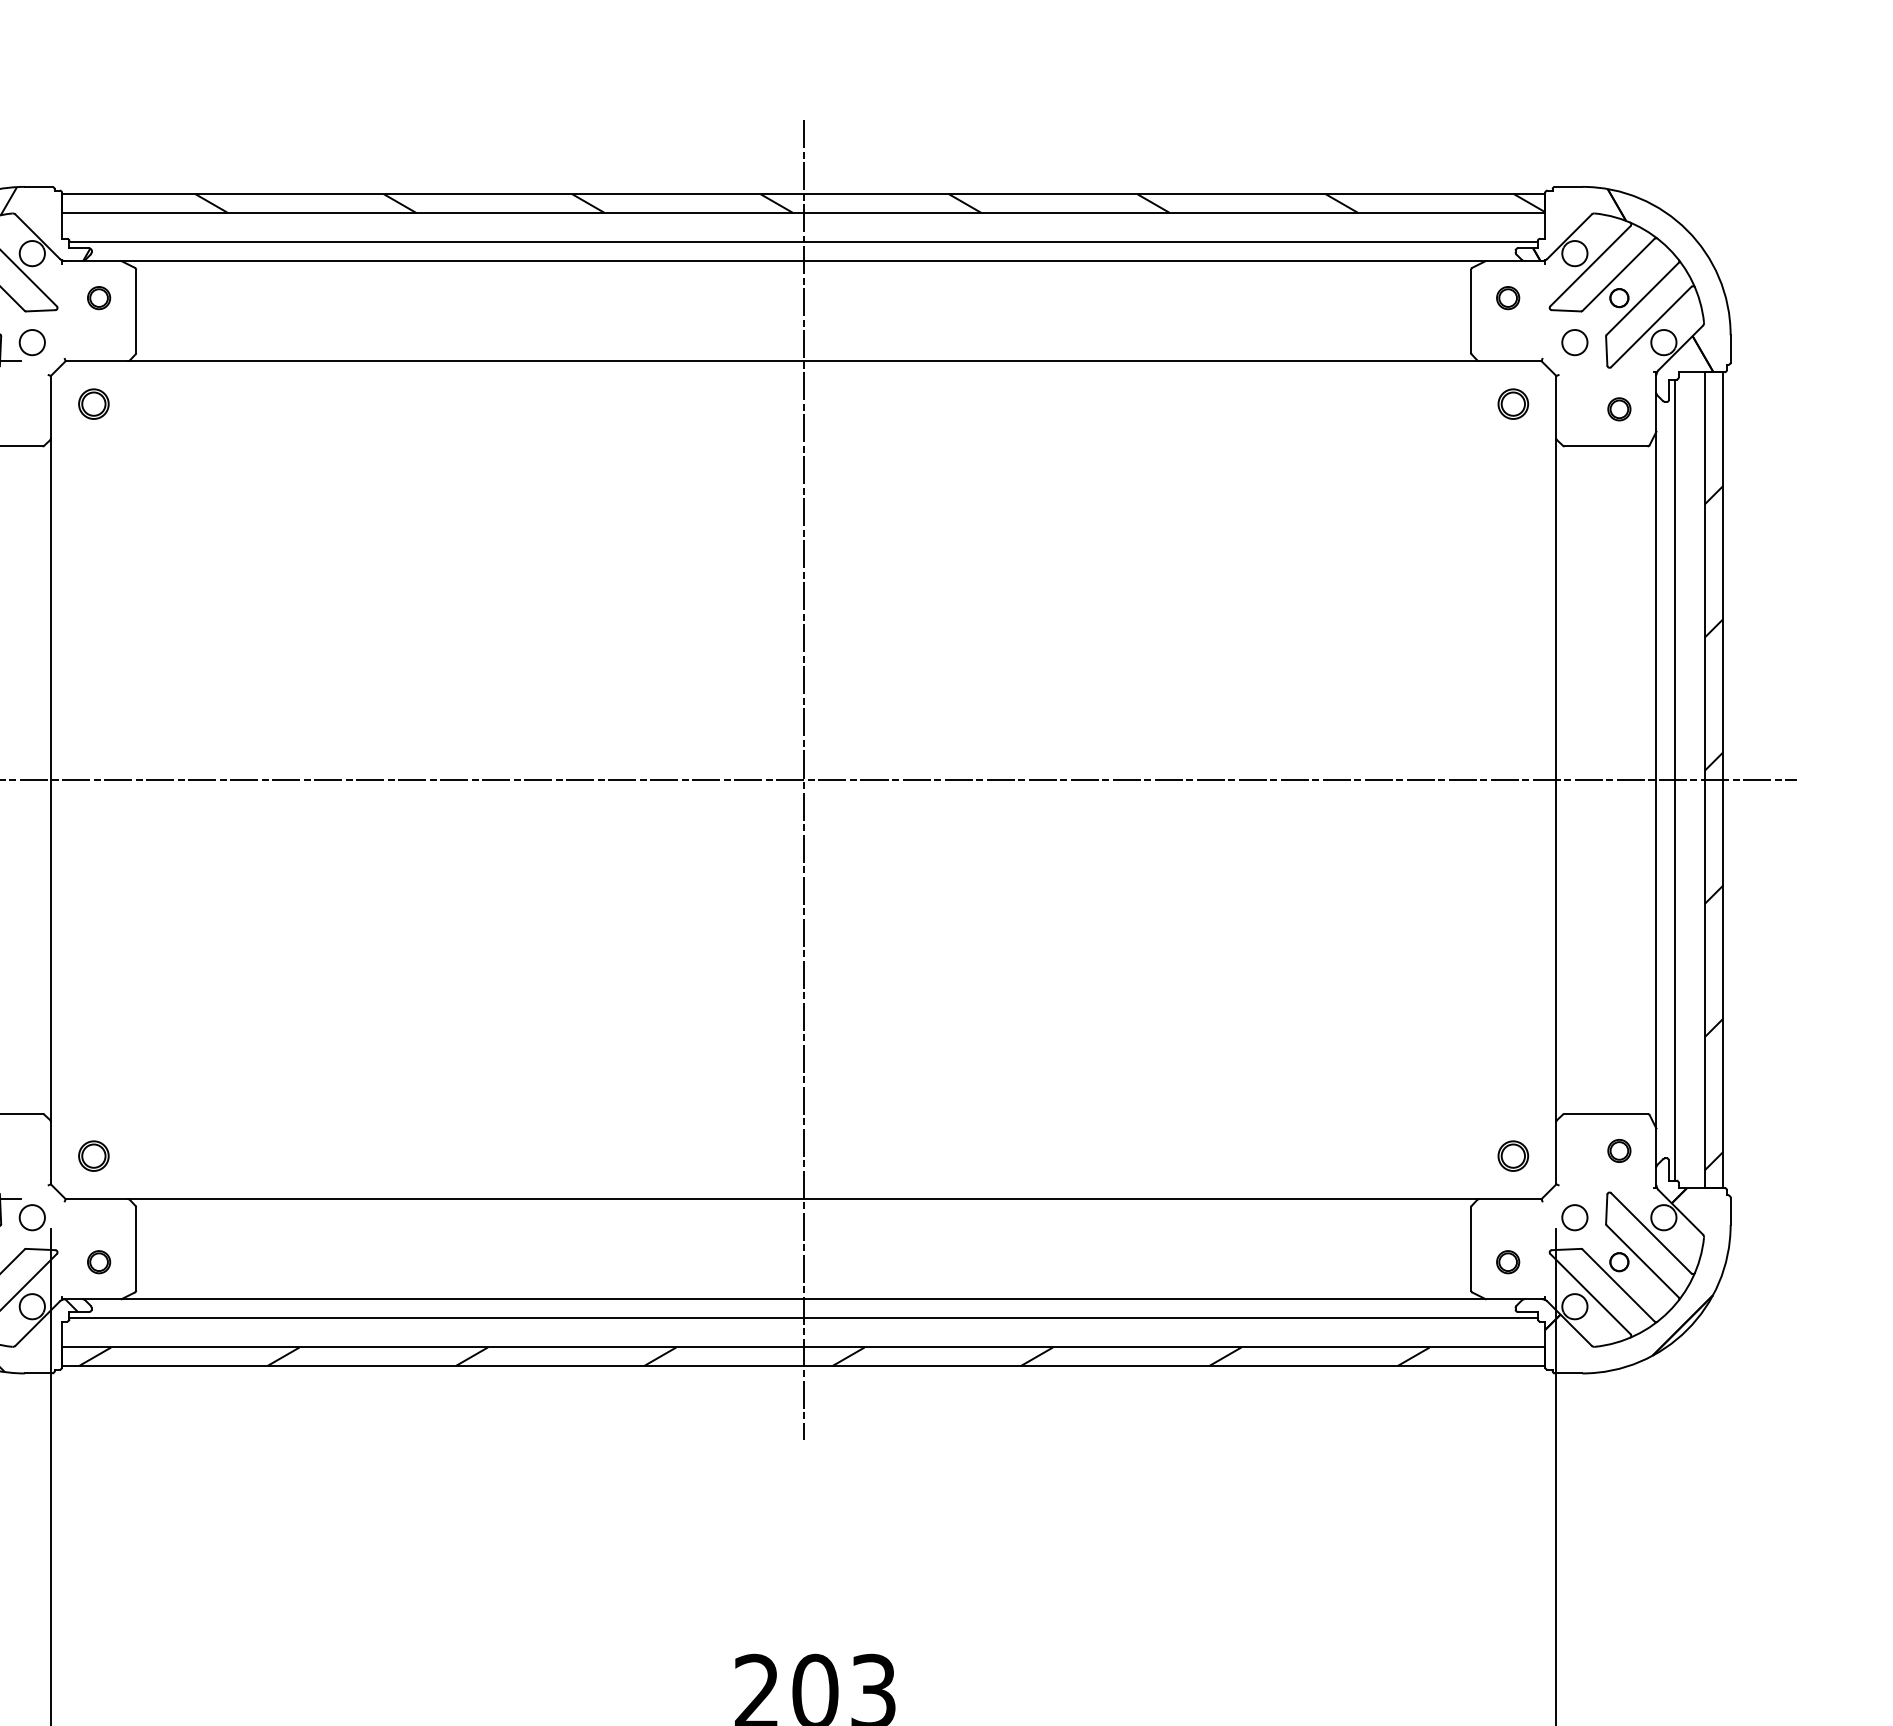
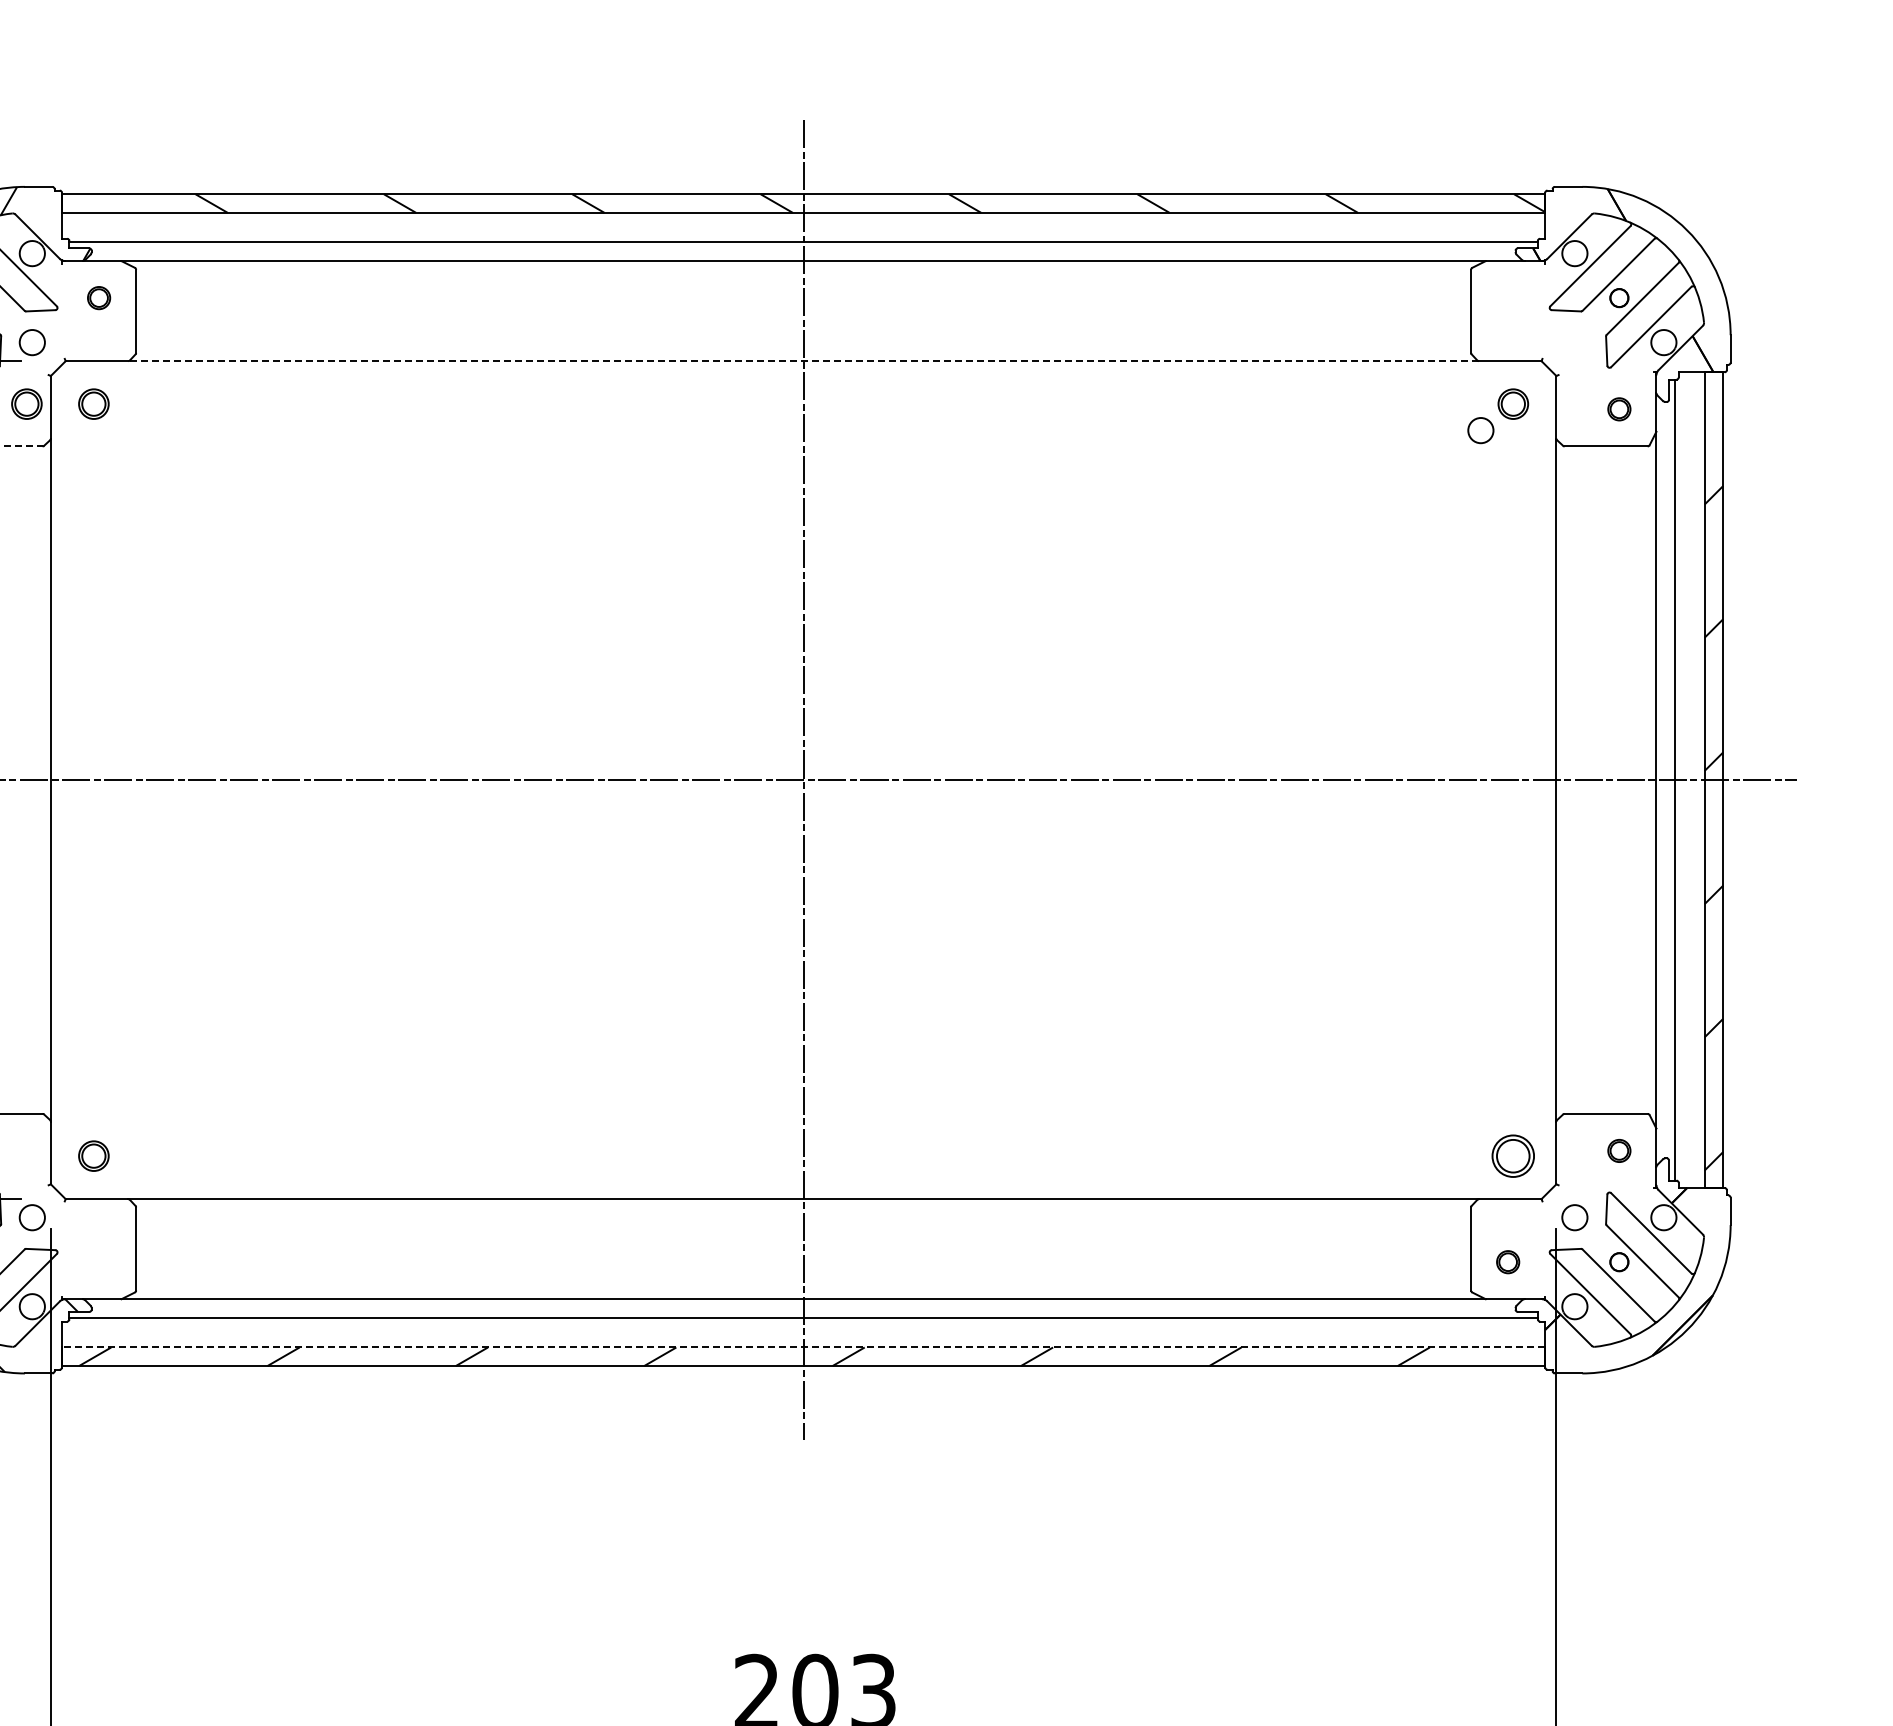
part: present -> none (1508, 298)
circle position: (1574, 342) -> (1480, 430) (1480, 430)
line: solid -> dashed (803, 361)
part: none -> present (26, 403)
line: solid -> dashed (21, 446)
part size: 33x32 px -> 44x44 px (1512, 1155)
part: present -> none (99, 1262)
line: solid -> dashed (803, 1347)
